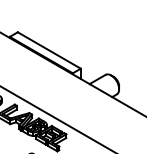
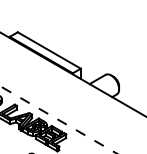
line: solid -> dashed (59, 120)
